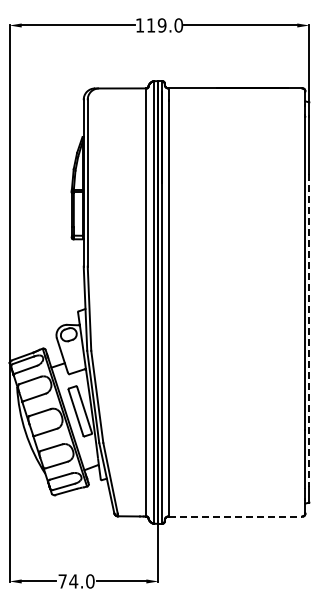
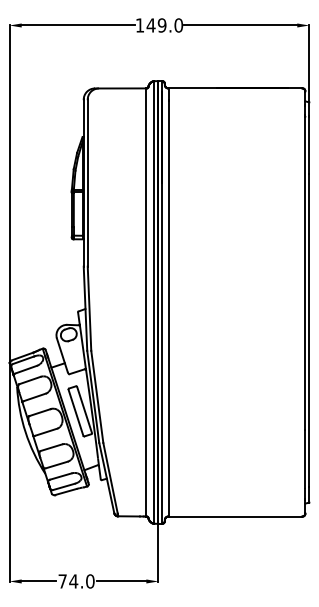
text: 119.0 -> 149.0 (150, 25)
line: dashed -> solid (309, 330)
line: dashed -> solid (235, 516)
